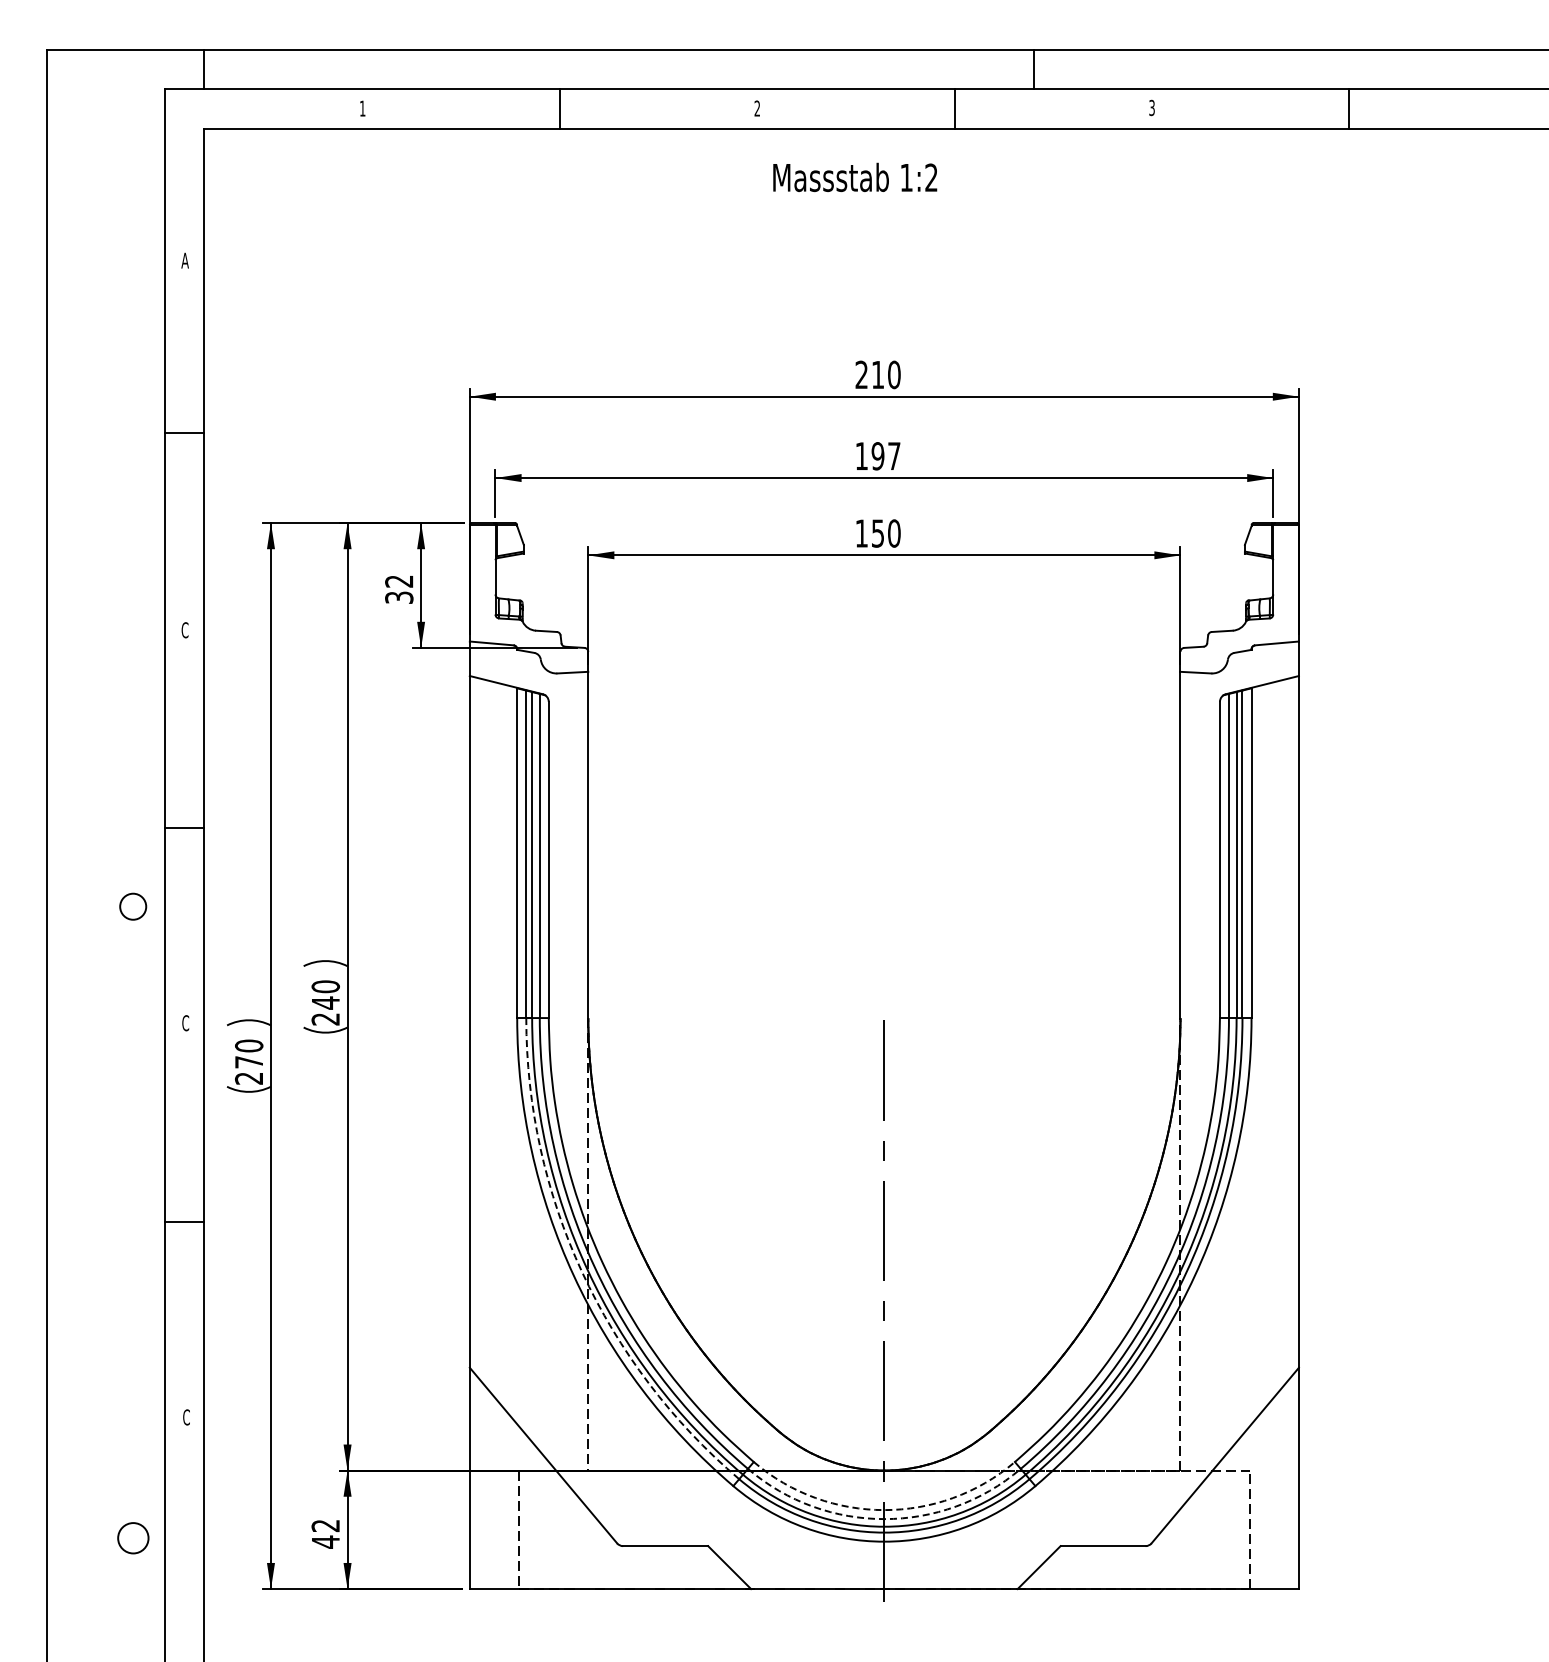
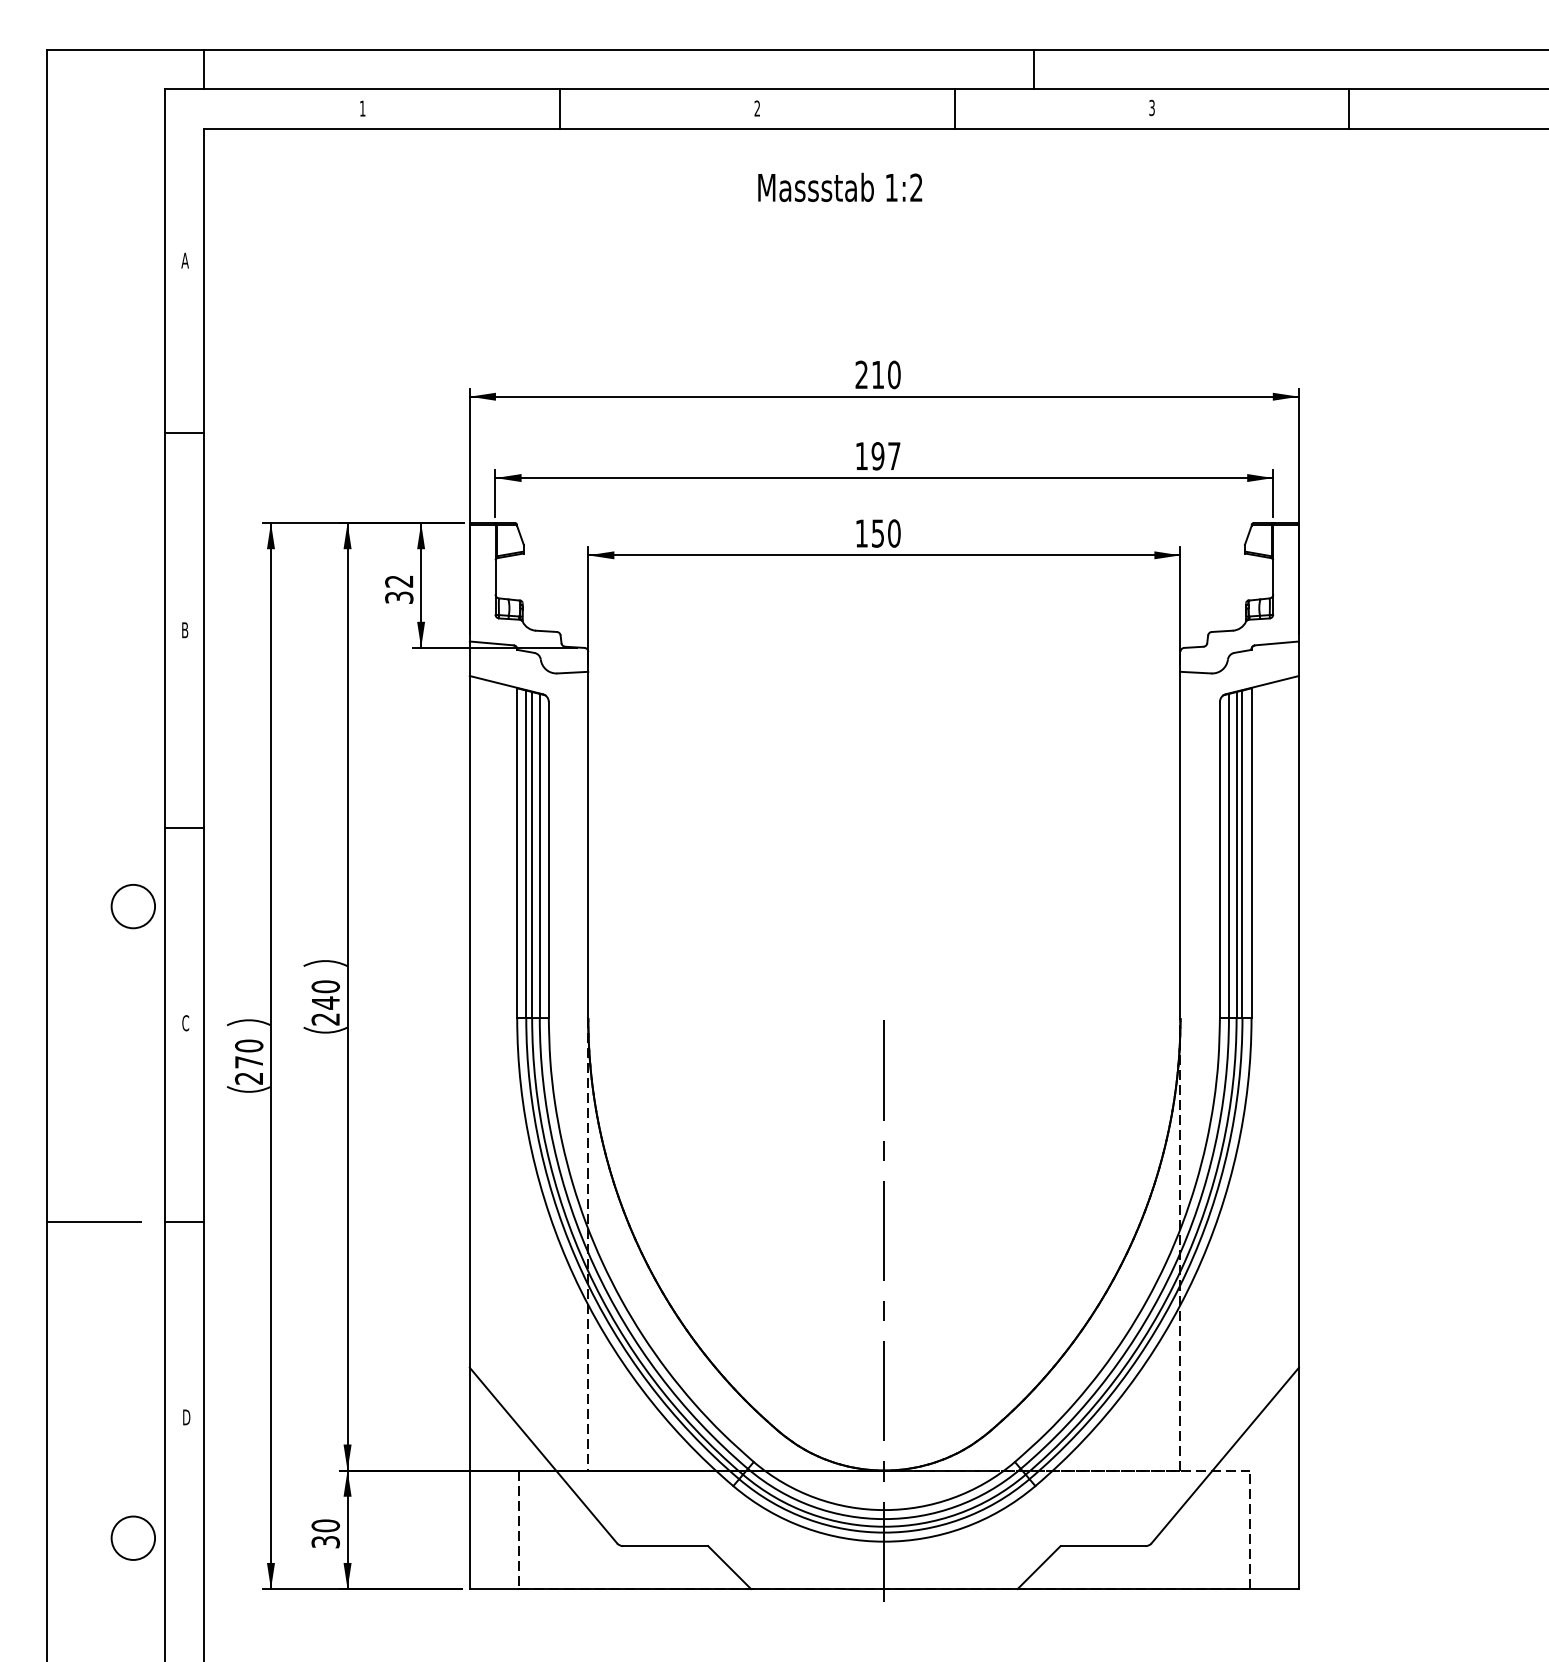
text position: (855, 177) -> (840, 187) (840, 187)
text: C -> B (184, 630)
circle size: 29x29 px -> 46x46 px (132, 906)
line: none -> present (93, 1222)
arc: dashed -> solid (582, 1272)
text: C -> D (186, 1417)
arc: dashed -> solid (884, 1510)
arc: dashed -> solid (884, 1519)
text: 42 -> 30 (325, 1533)
circle diameter: 30 px -> 43 px (133, 1537)
